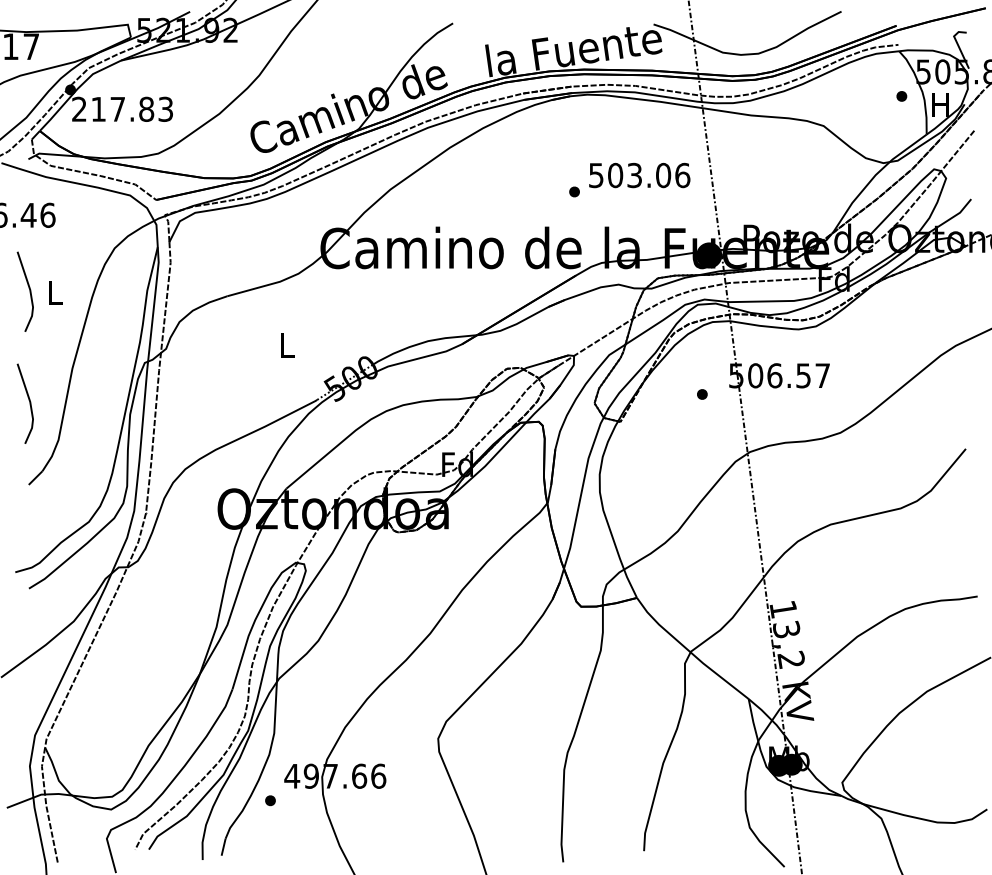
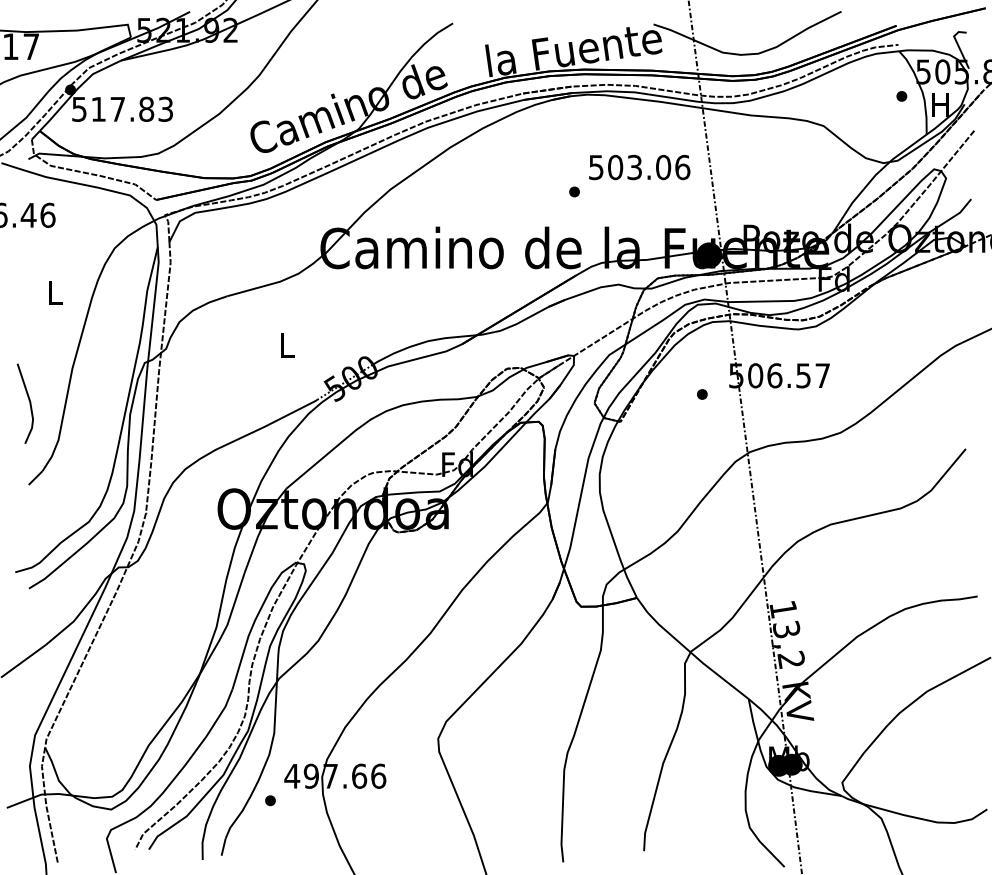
text: 217.83 -> 517.83 (79, 108)
text position: (639, 175) -> (639, 167) (639, 167)
line: present -> none (28, 288)
